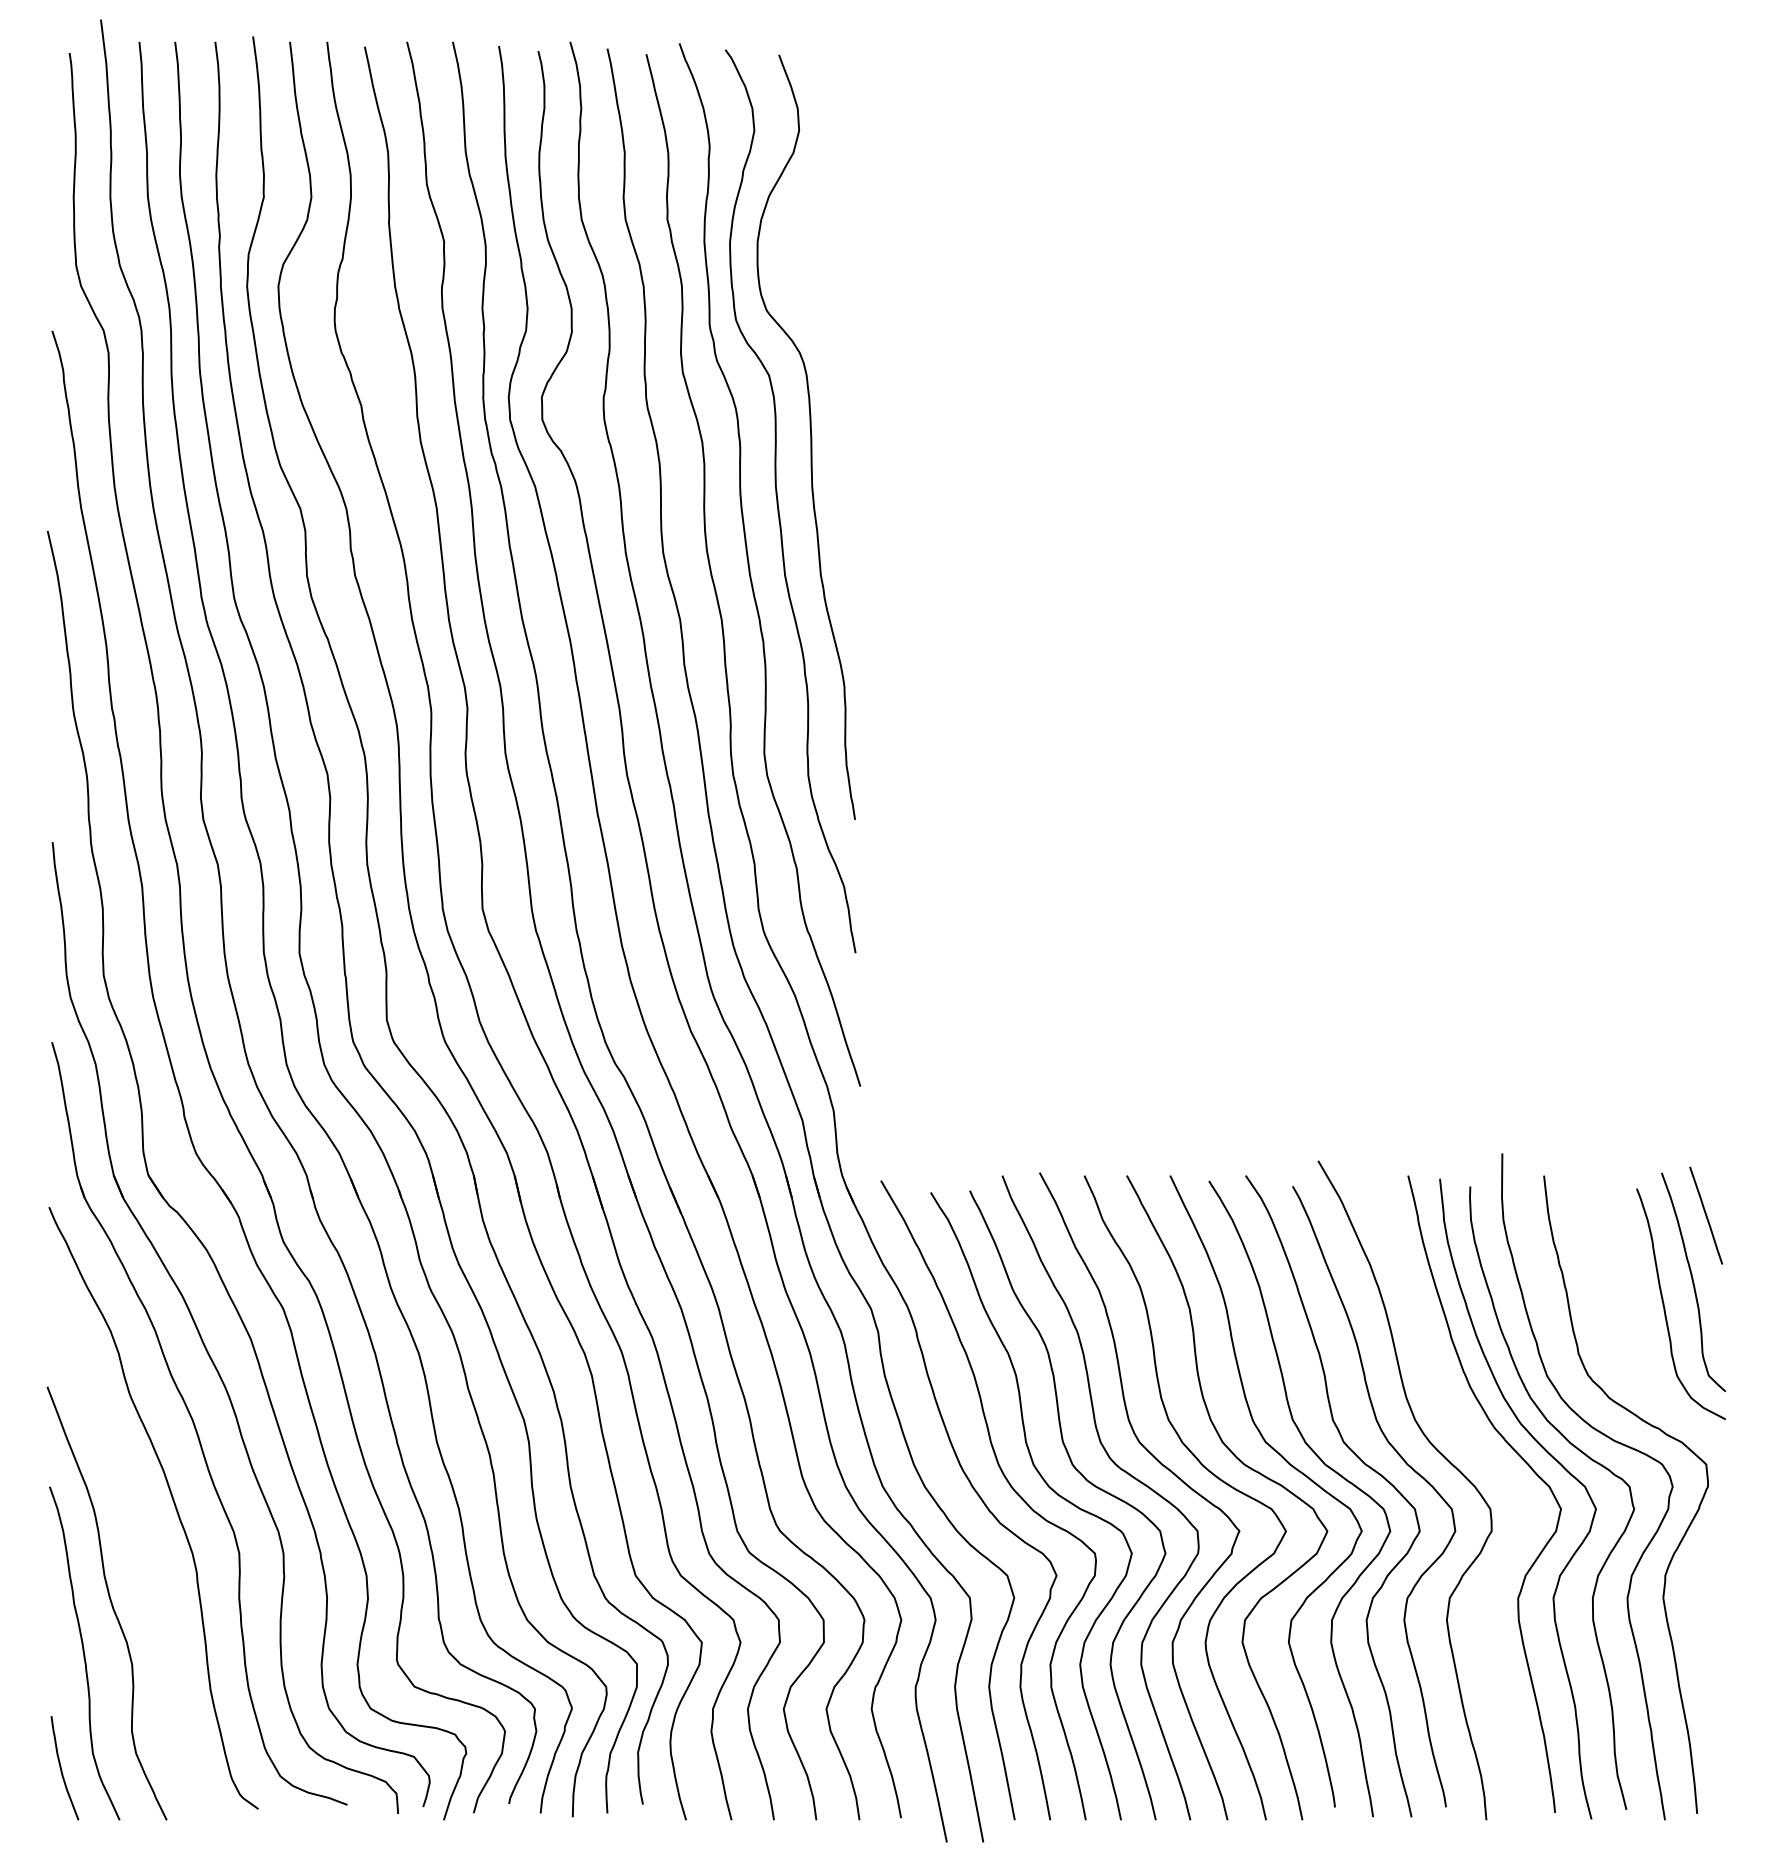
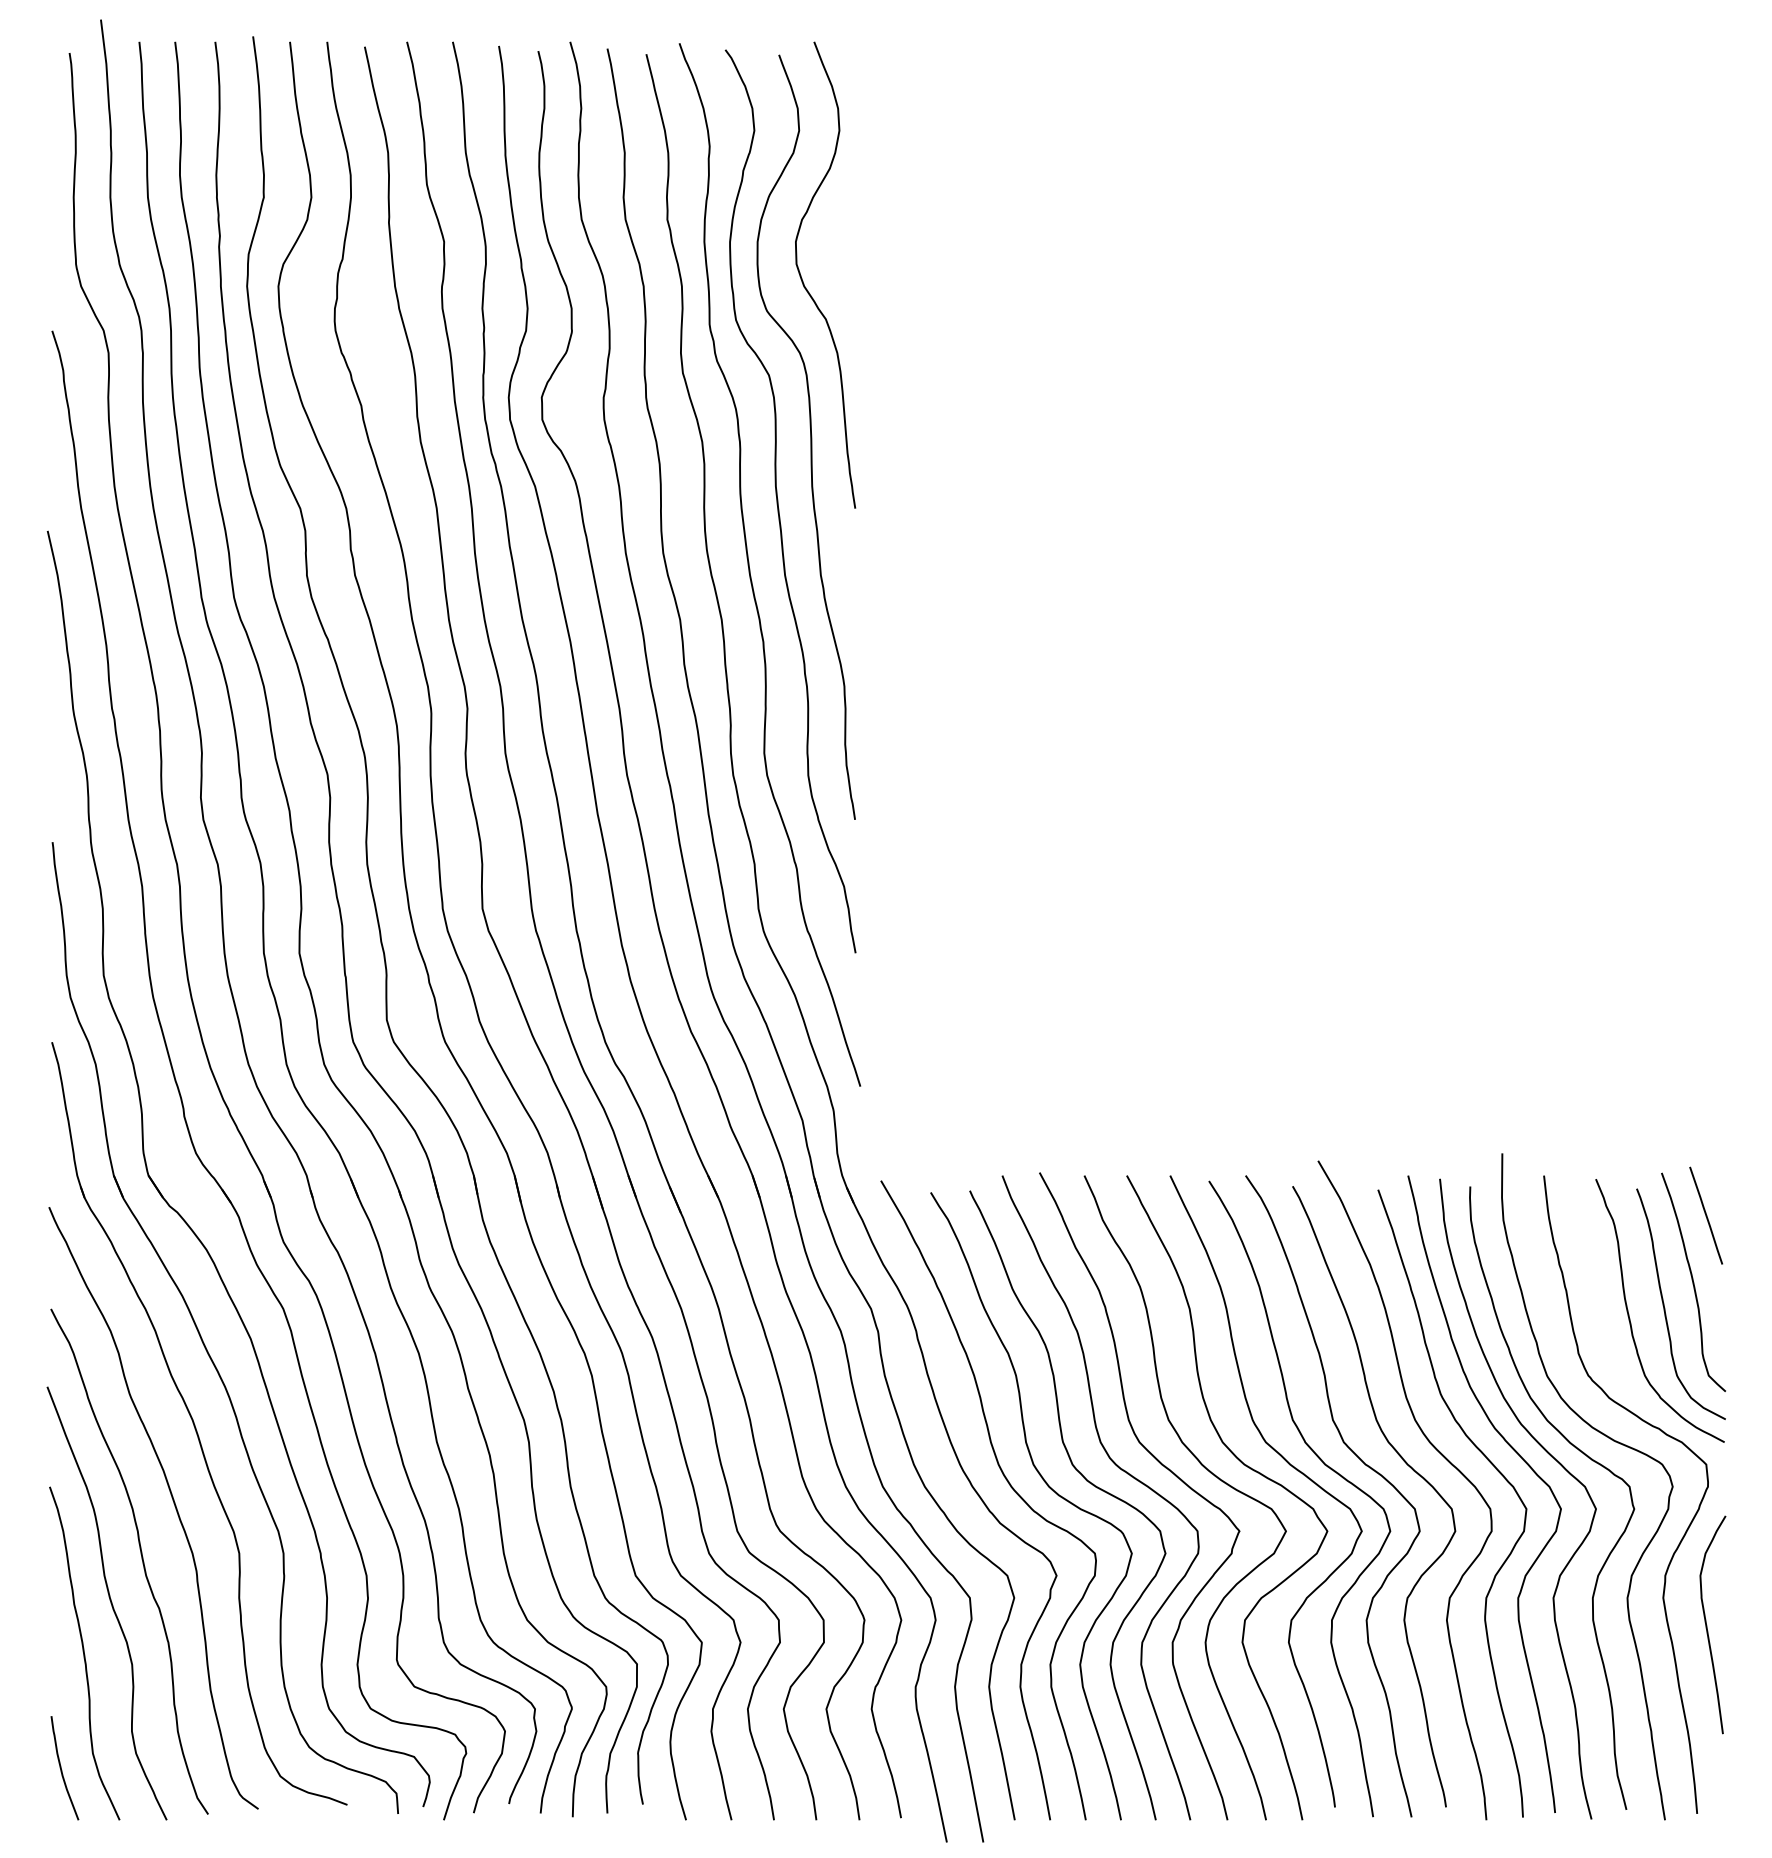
curve: none -> present (804, 283)
curve: none -> present (1630, 1318)
curve: none -> present (1496, 1470)
curve: none -> present (141, 1559)
curve: none -> present (1707, 1625)
